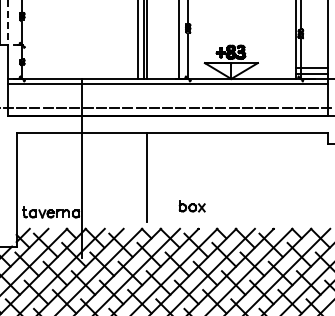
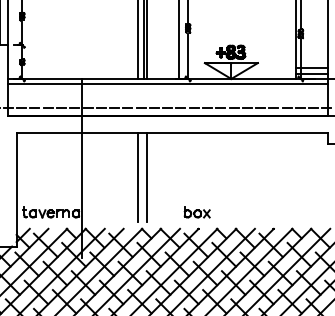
line: dashed -> solid (7, 23)
line: none -> present (138, 177)
part position: (191, 206) -> (196, 212) (196, 212)
